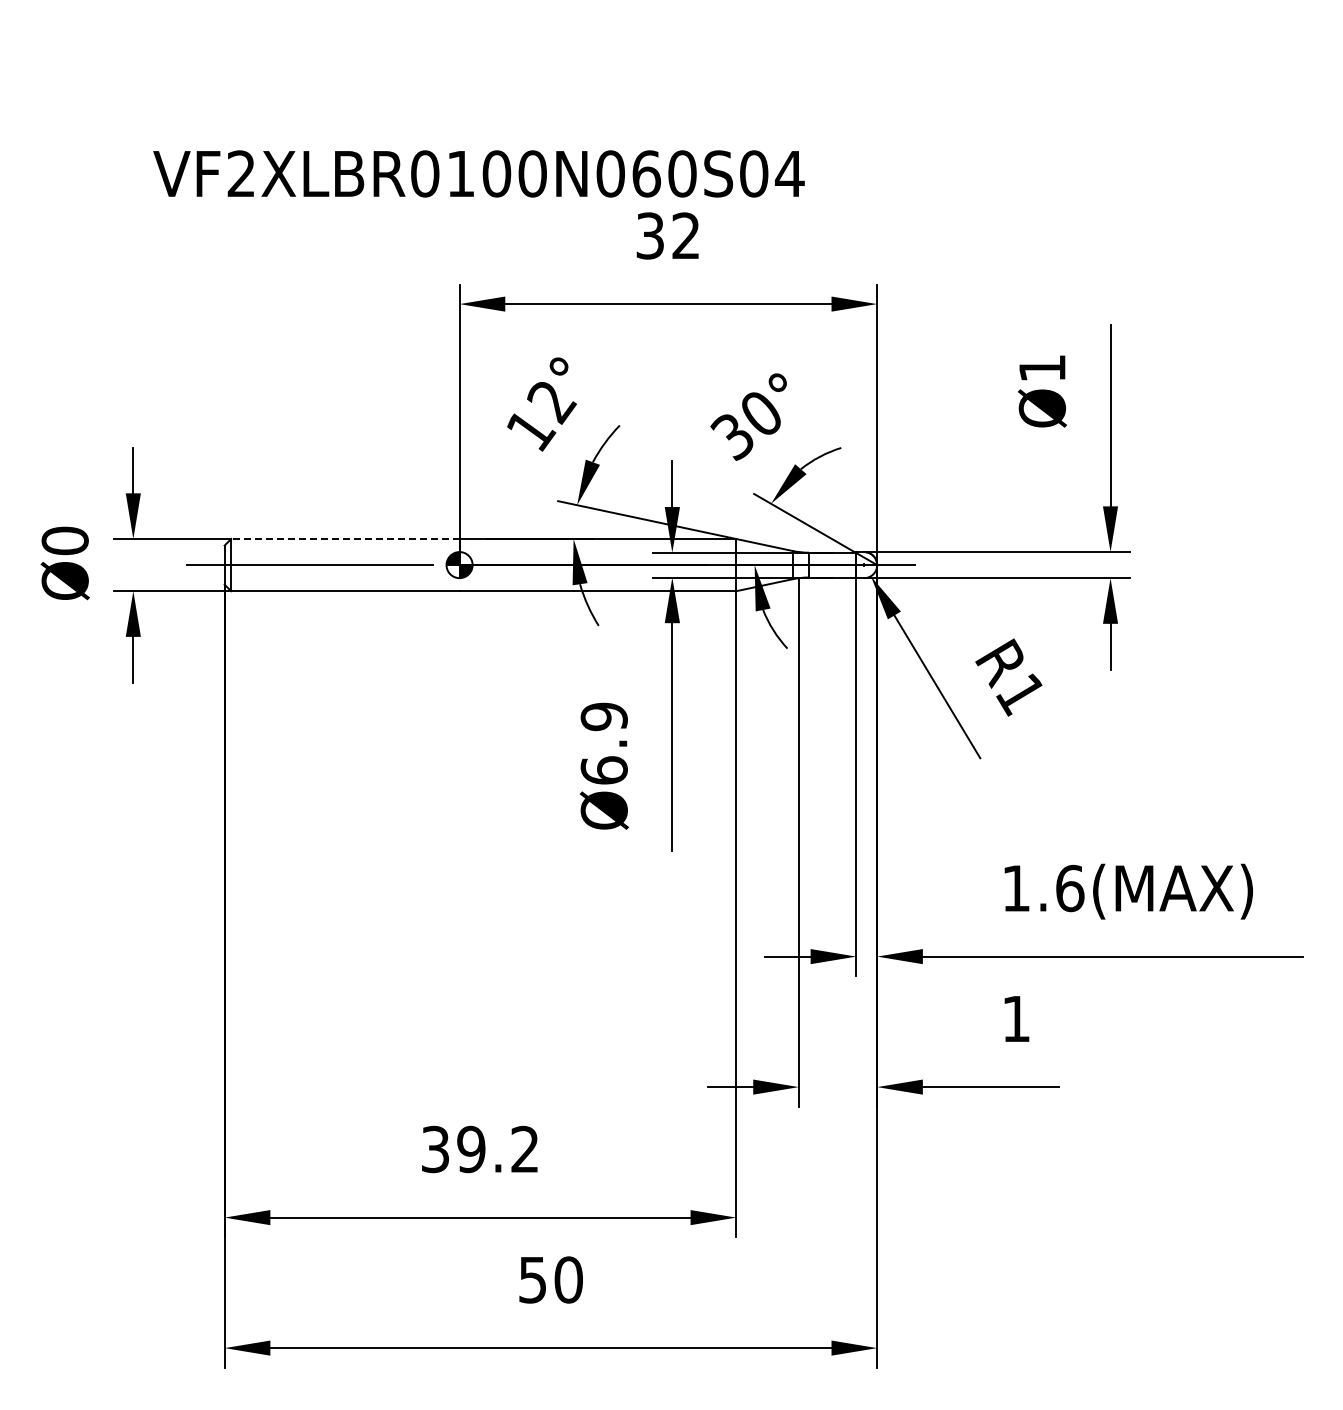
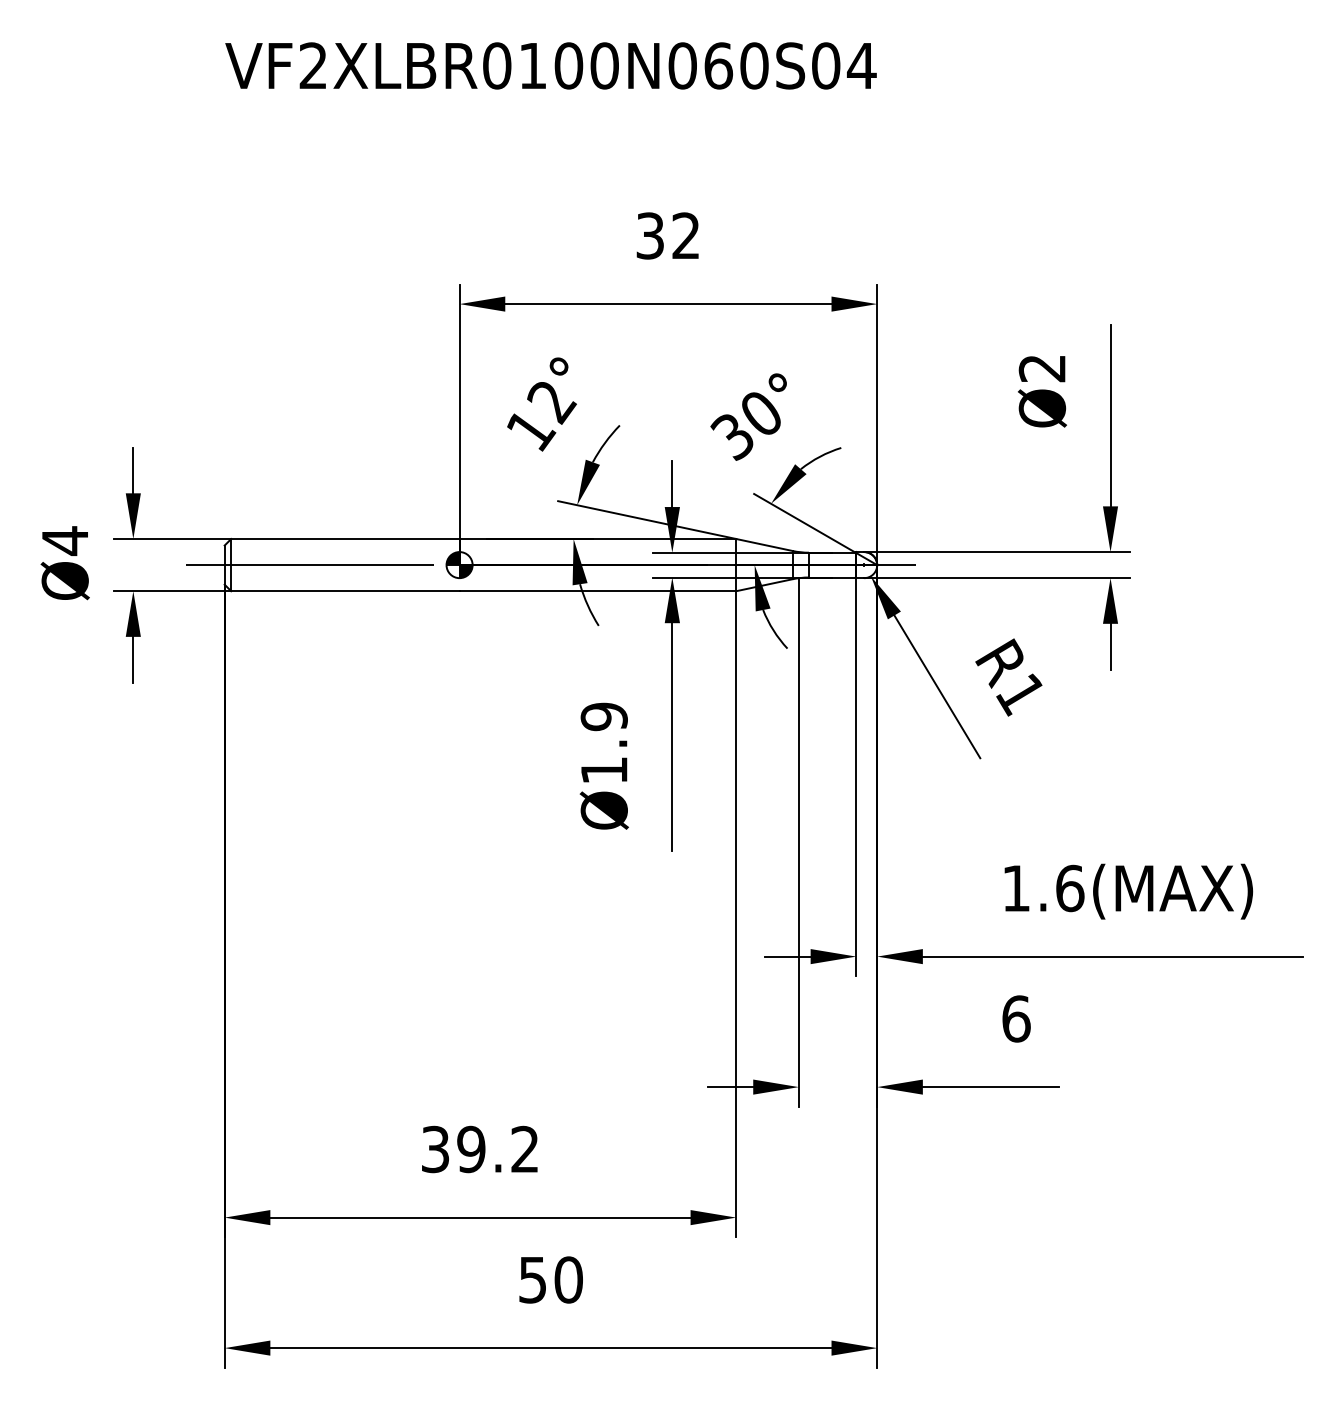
text position: (478, 173) -> (550, 65) (550, 65)
text: Ø1 -> Ø2 (1041, 368)
line: dashed -> solid (344, 539)
text: Ø0 -> Ø4 (64, 541)
text: Ø6.9 -> Ø1.9 (603, 770)
text: 1 -> 6 (1016, 1018)
